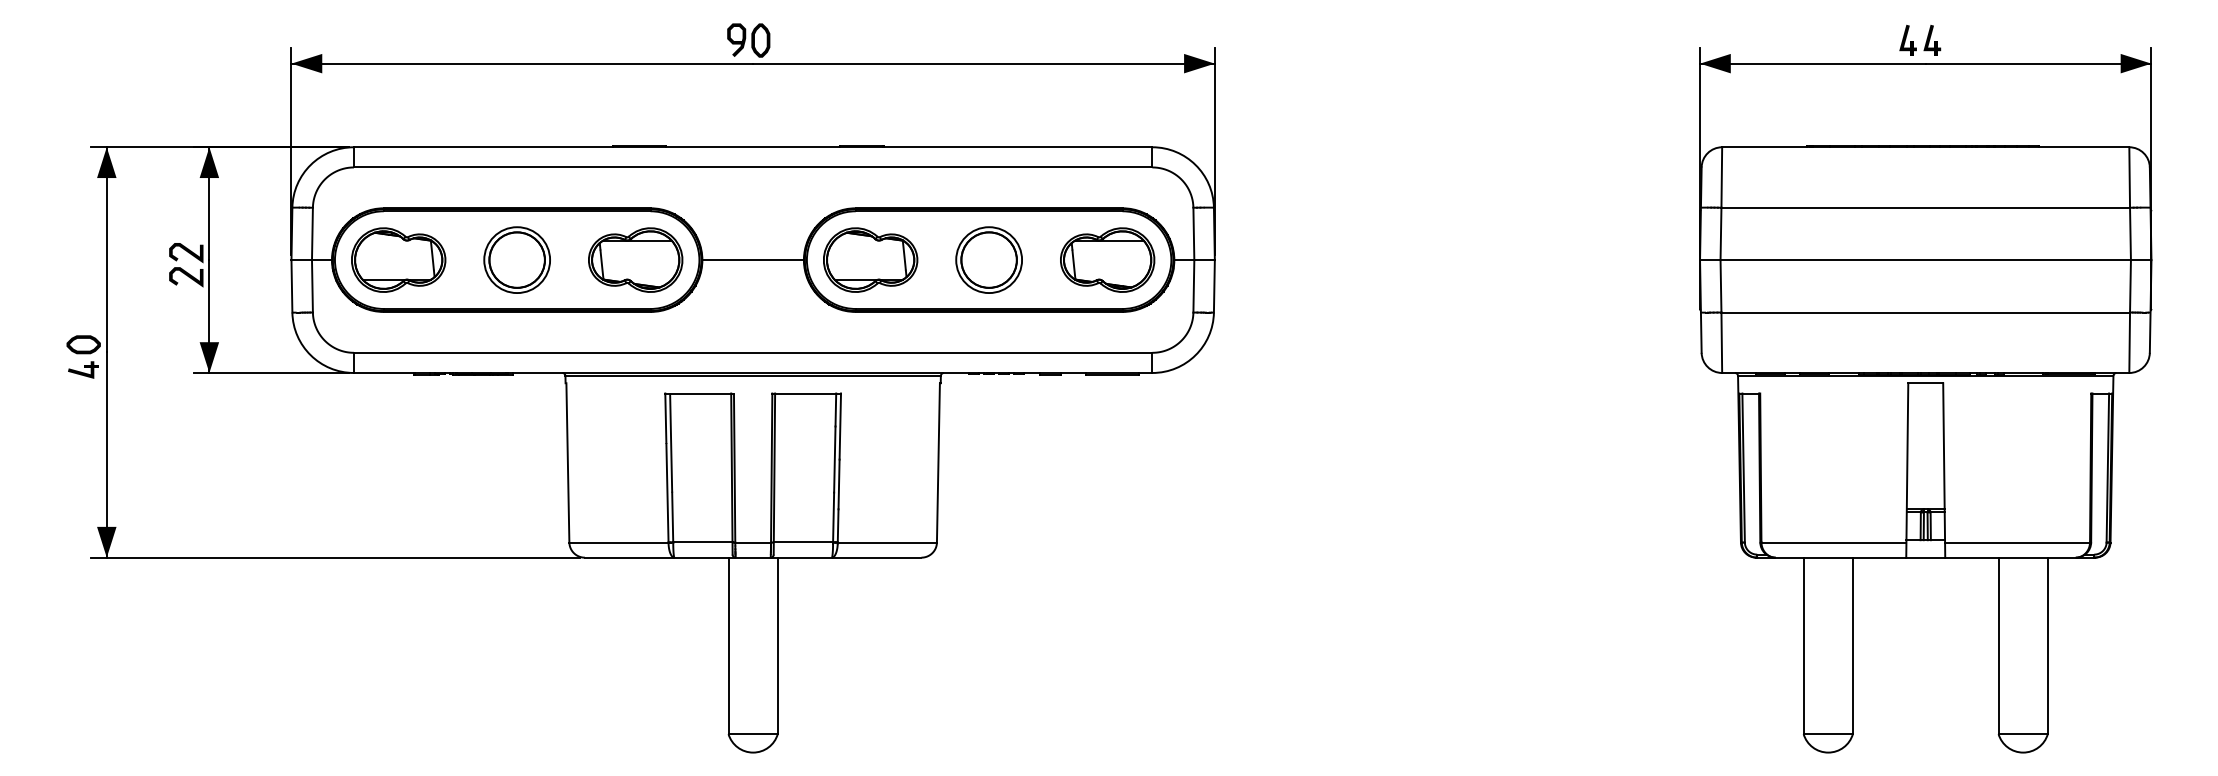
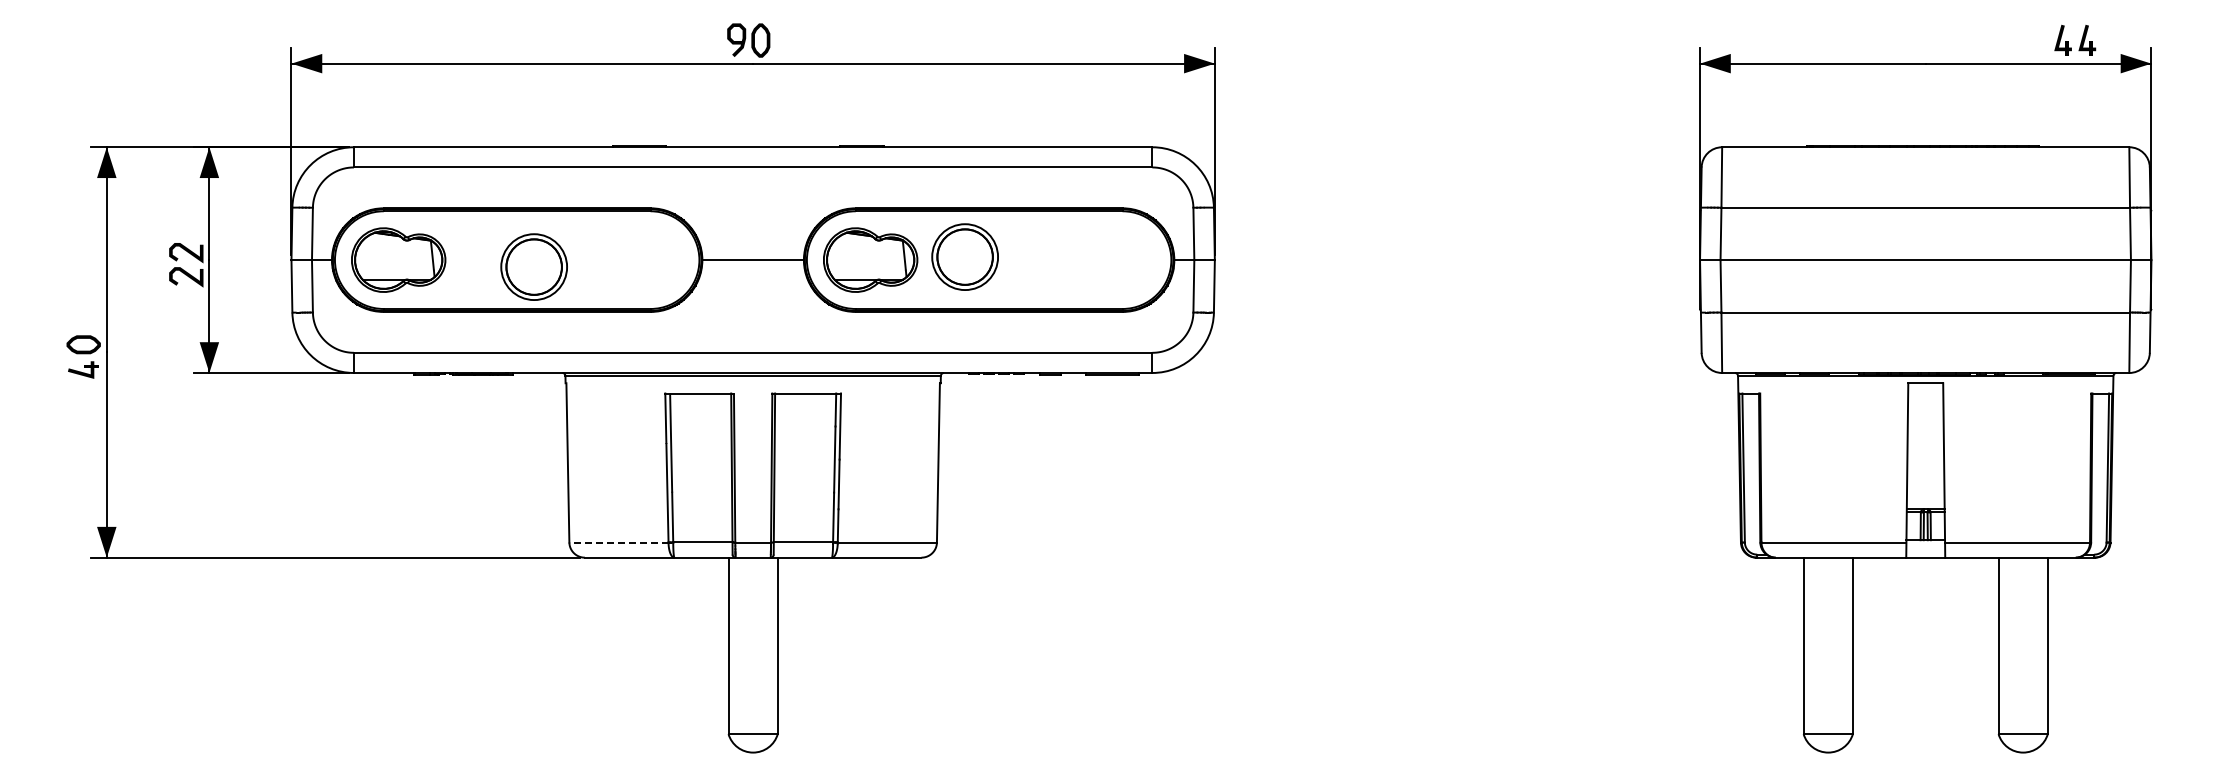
part position: (1920, 39) -> (2075, 39) (2075, 39)
part position: (516, 259) -> (533, 266) (533, 266)
part: present -> none (635, 259)
part position: (988, 259) -> (964, 256) (964, 256)
part: present -> none (1107, 259)
line: solid -> dashed (618, 542)
